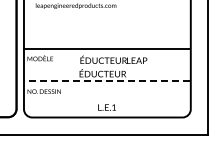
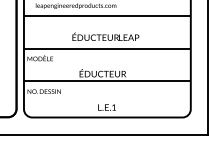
line: none -> present (107, 15)
text position: (113, 59) -> (105, 36) (105, 36)
line: dashed -> solid (106, 81)
